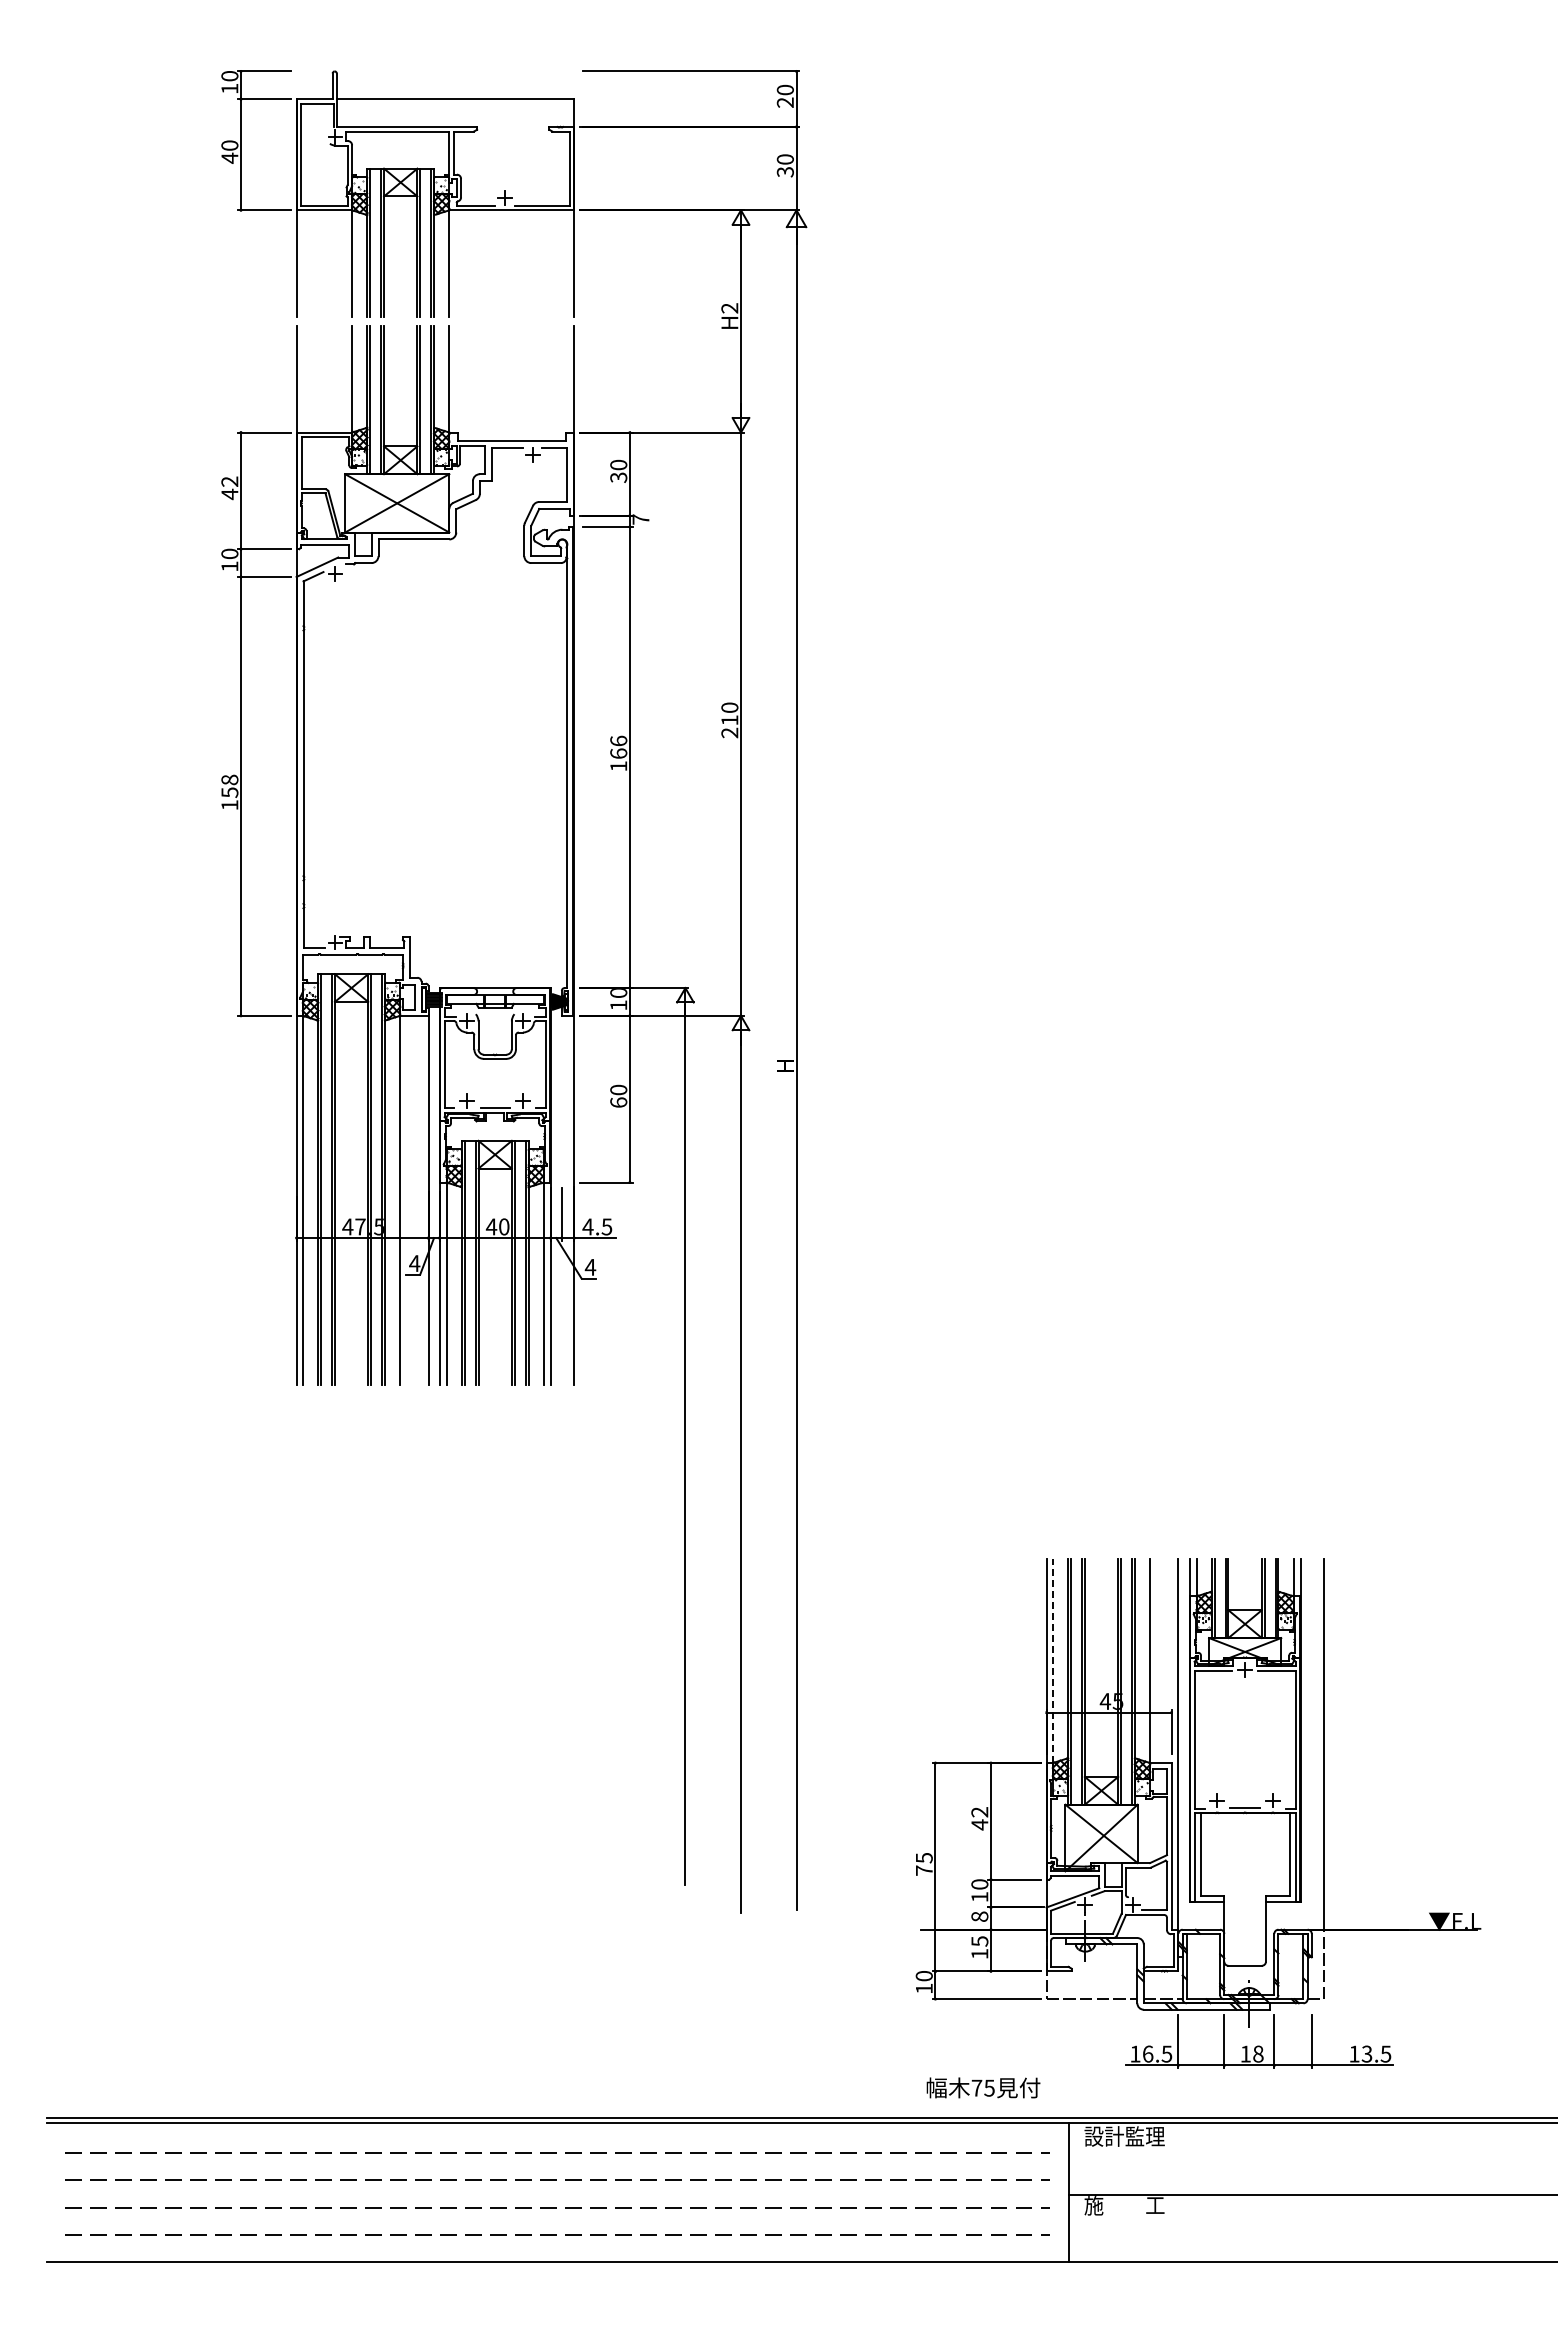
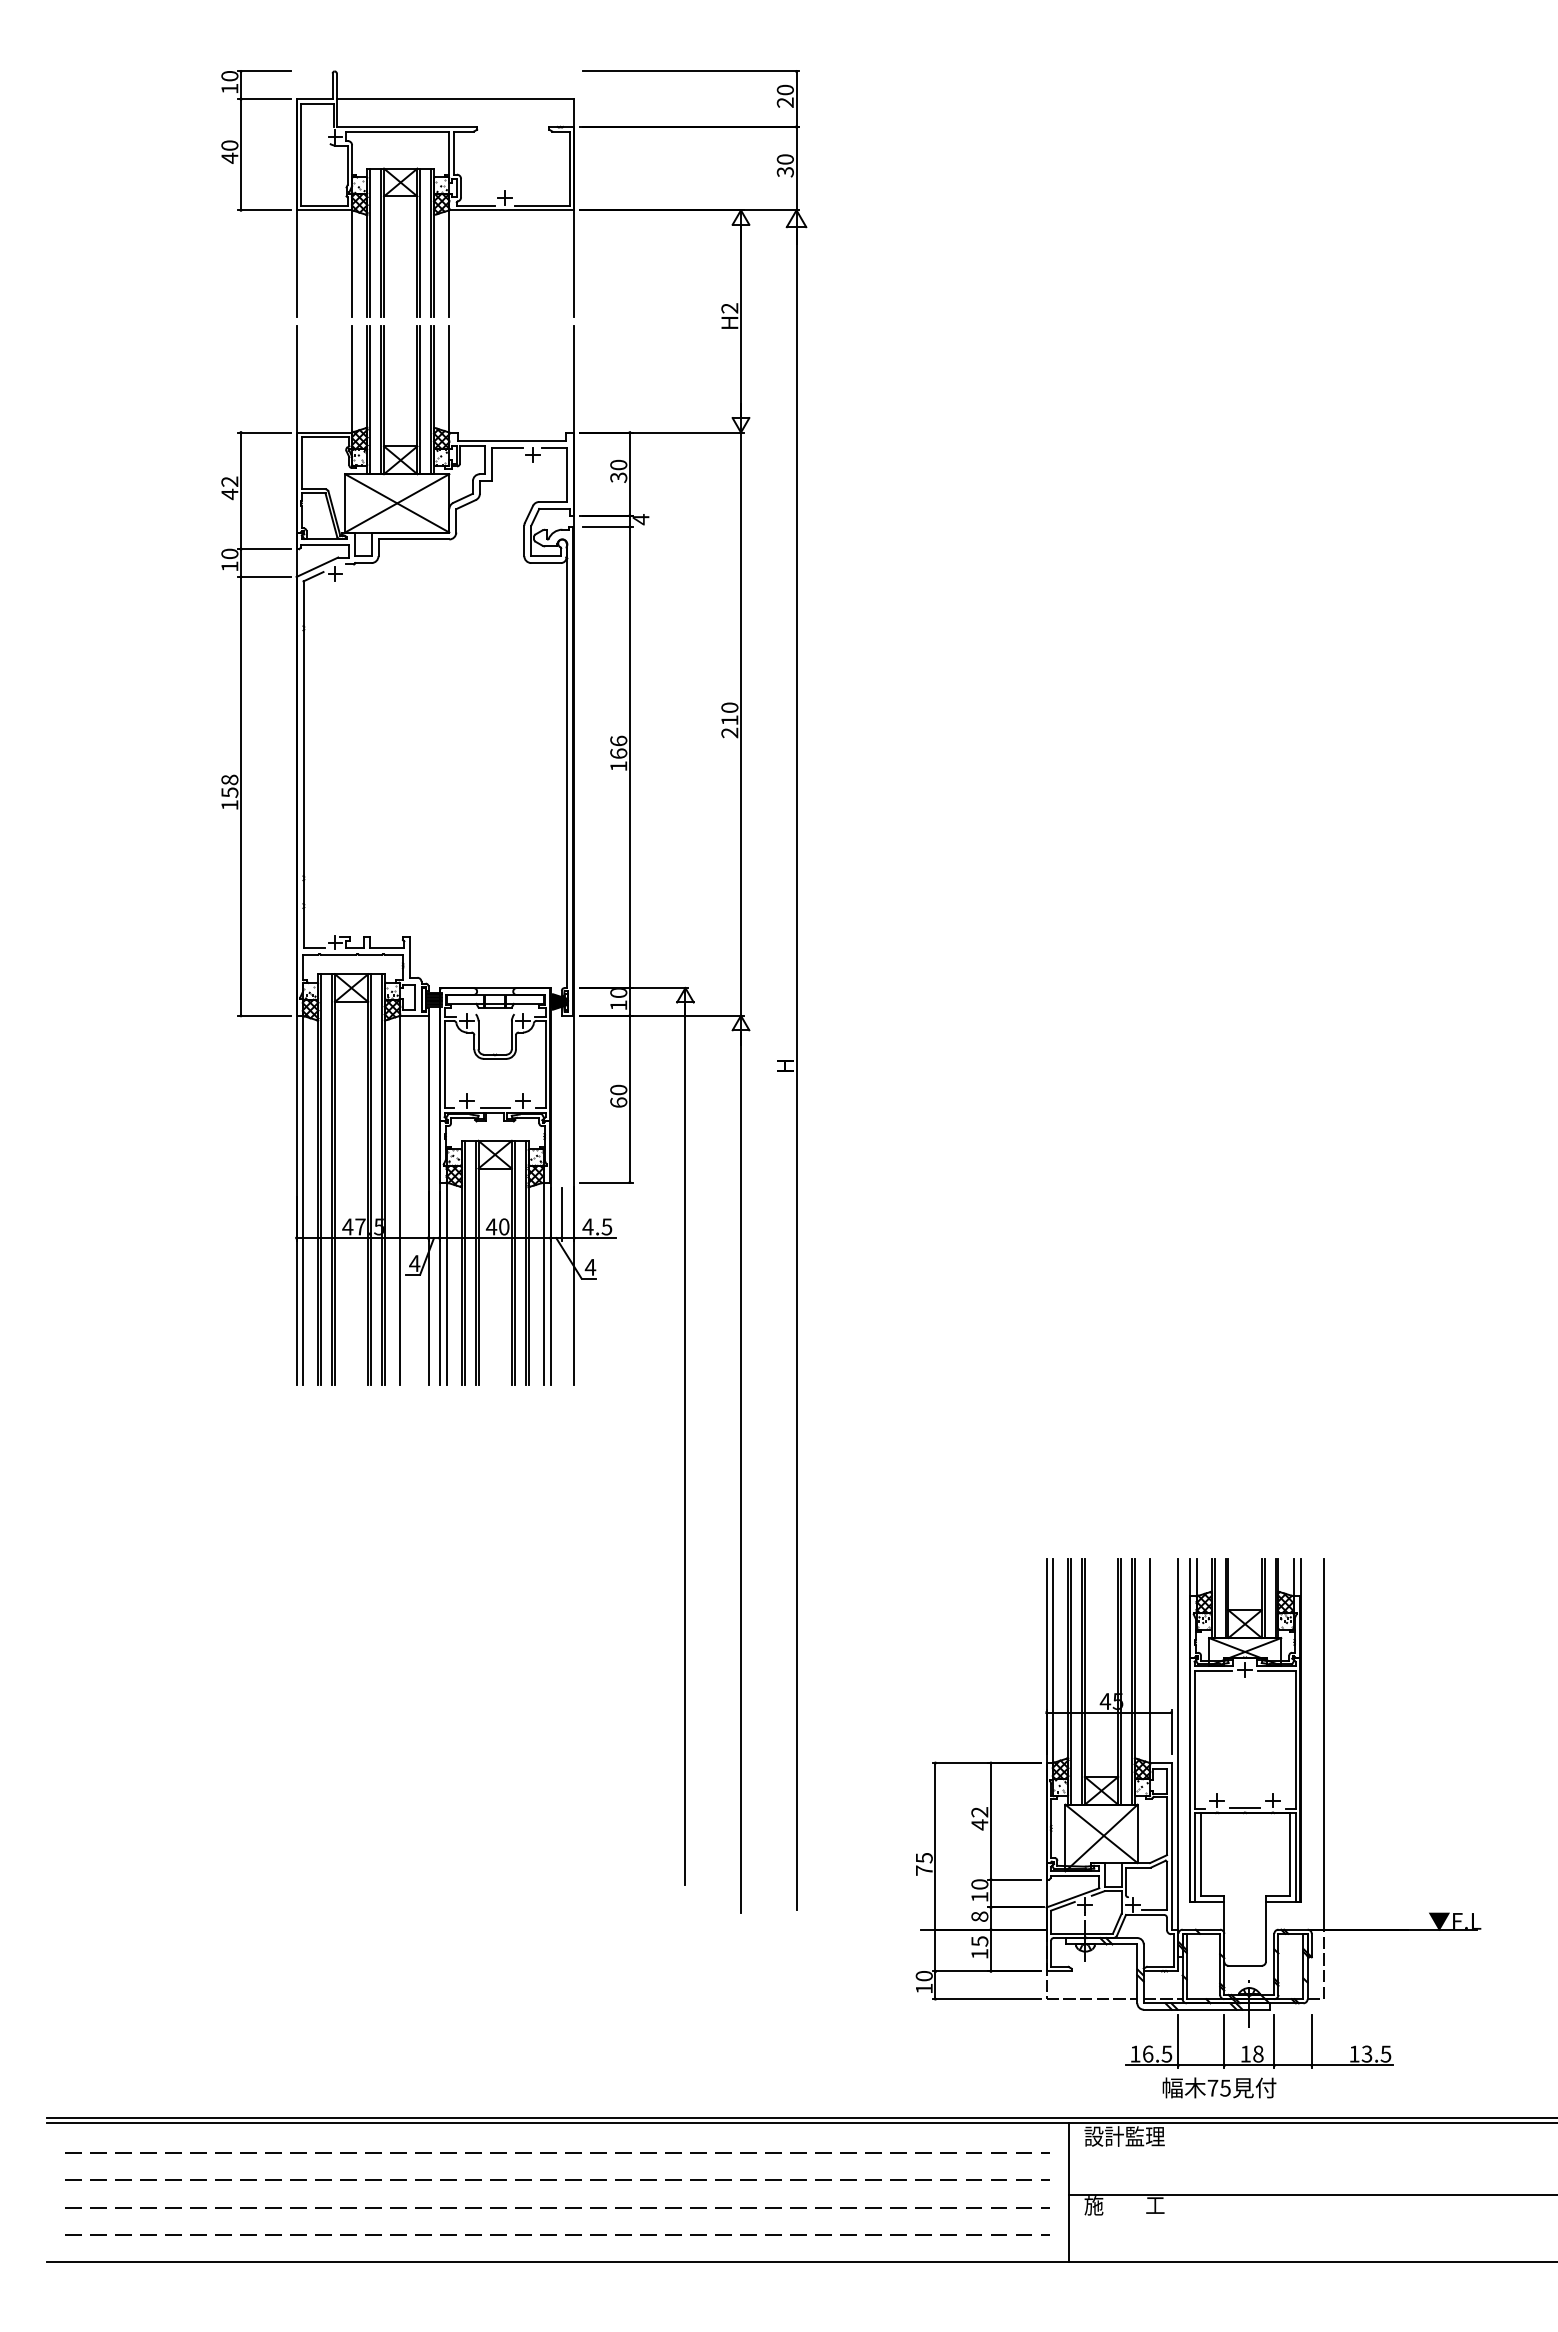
text: 7 -> 4 (640, 519)
line: dashed -> solid (1052, 1660)
text position: (983, 2087) -> (1219, 2087) (1219, 2087)
